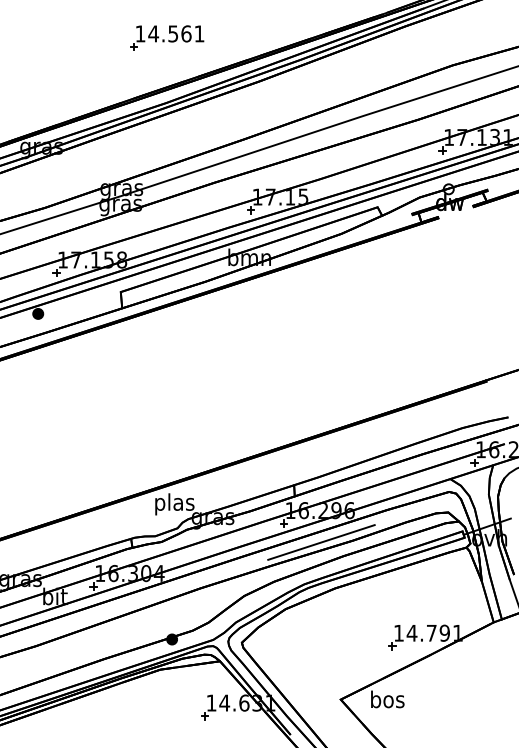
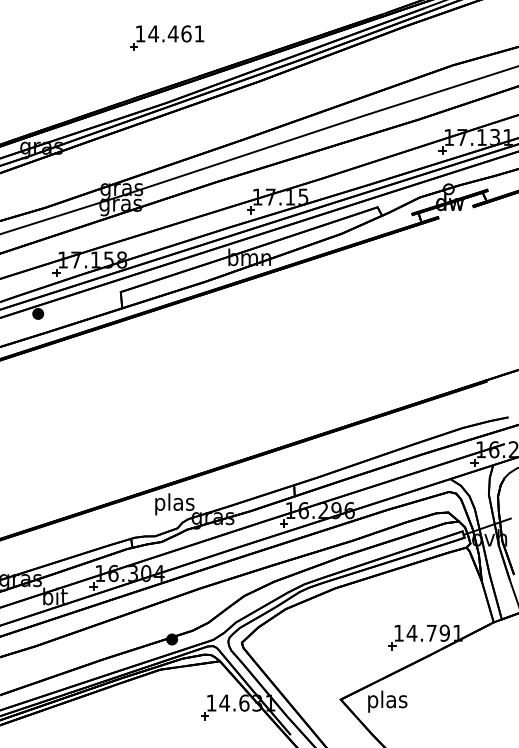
text: 14.561 -> 14.461 (172, 33)
line: present -> none (321, 542)
text: bos -> plas (387, 701)
